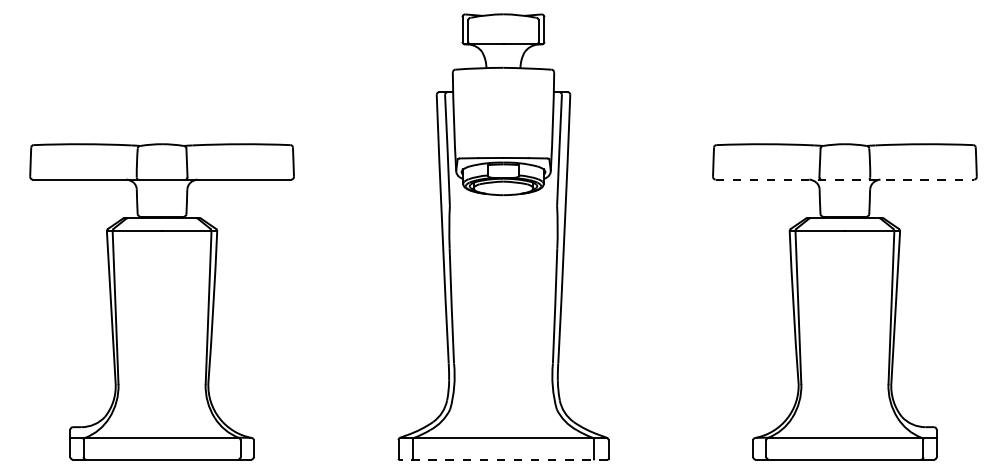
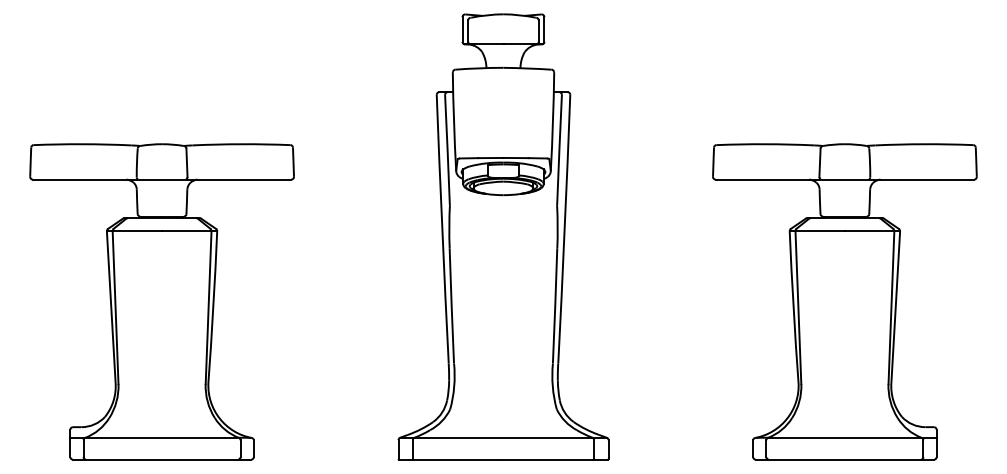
line: dashed -> solid (845, 179)
line: dashed -> solid (503, 459)
